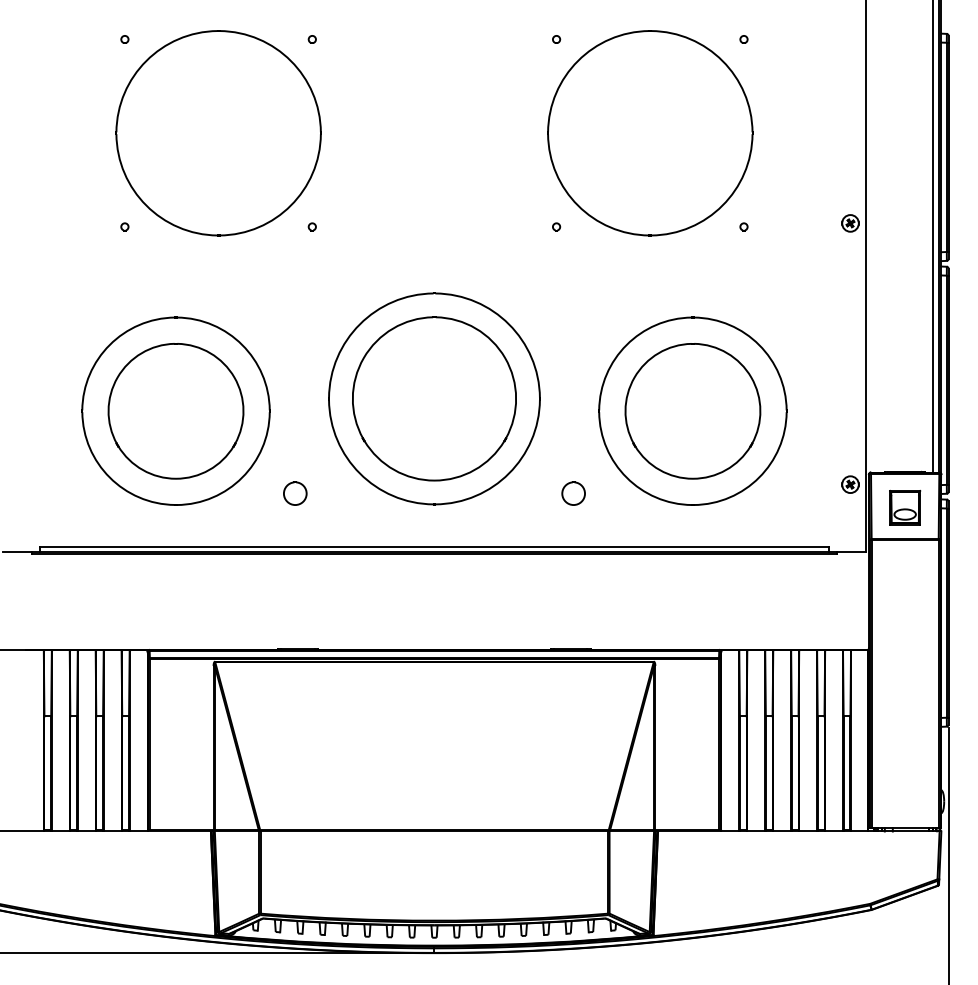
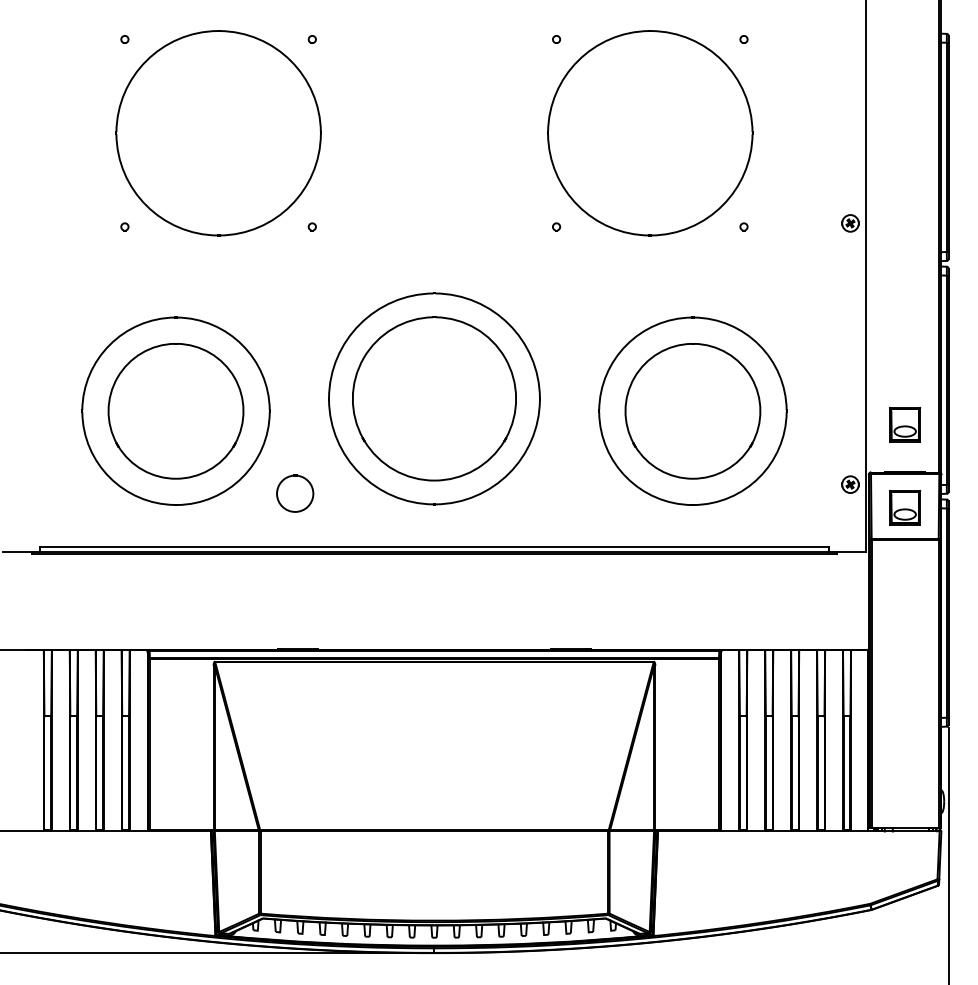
line: present -> none (933, 237)
part: none -> present (905, 424)
part size: 25x25 px -> 39x39 px (295, 493)
part: present -> none (573, 493)
